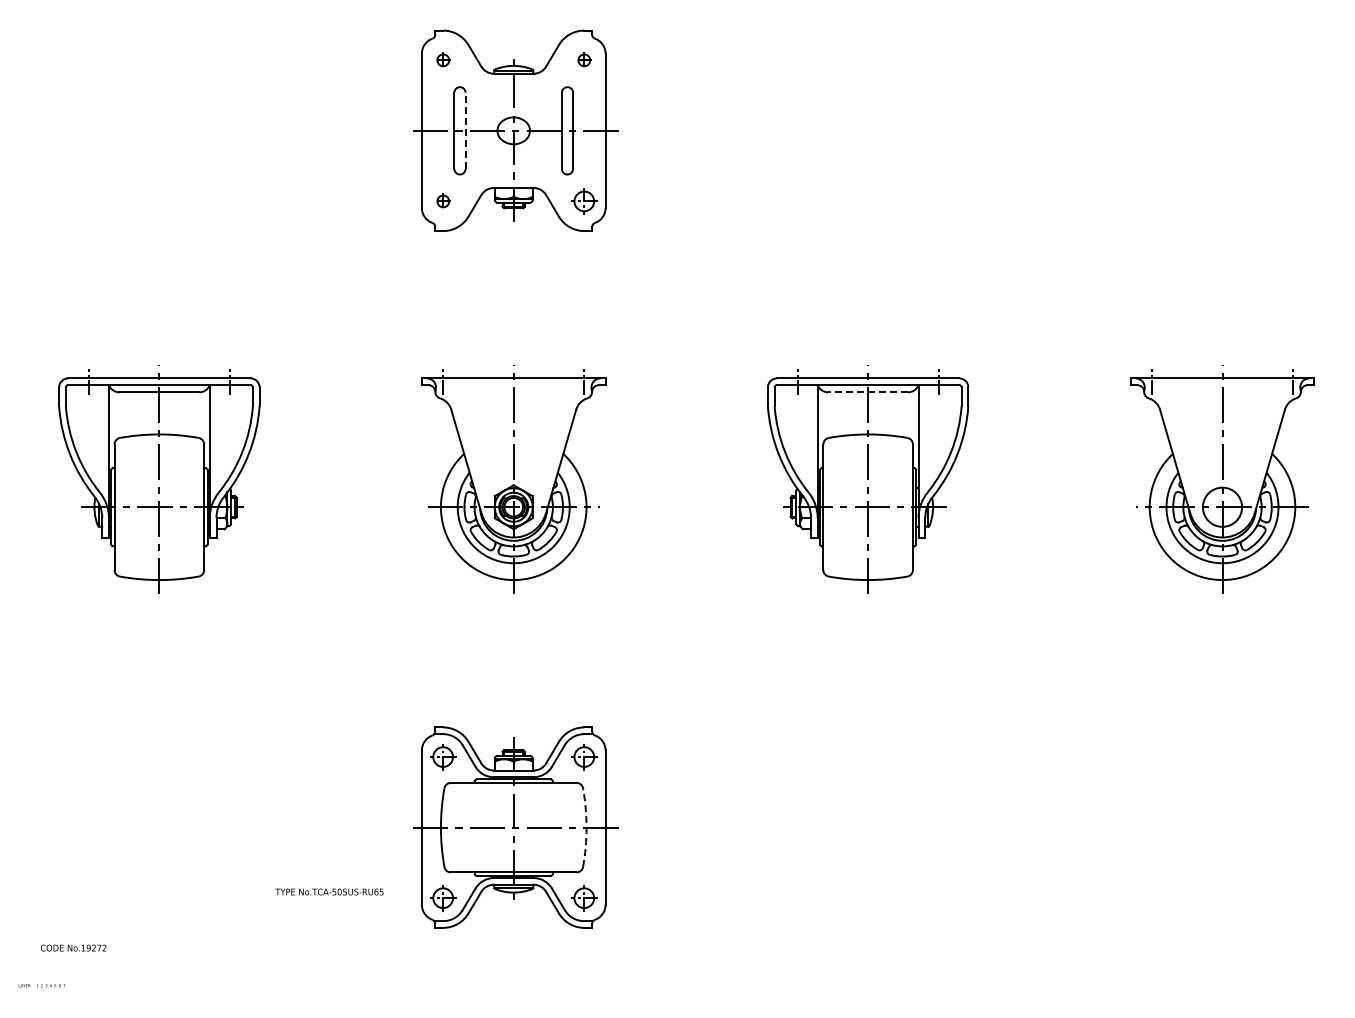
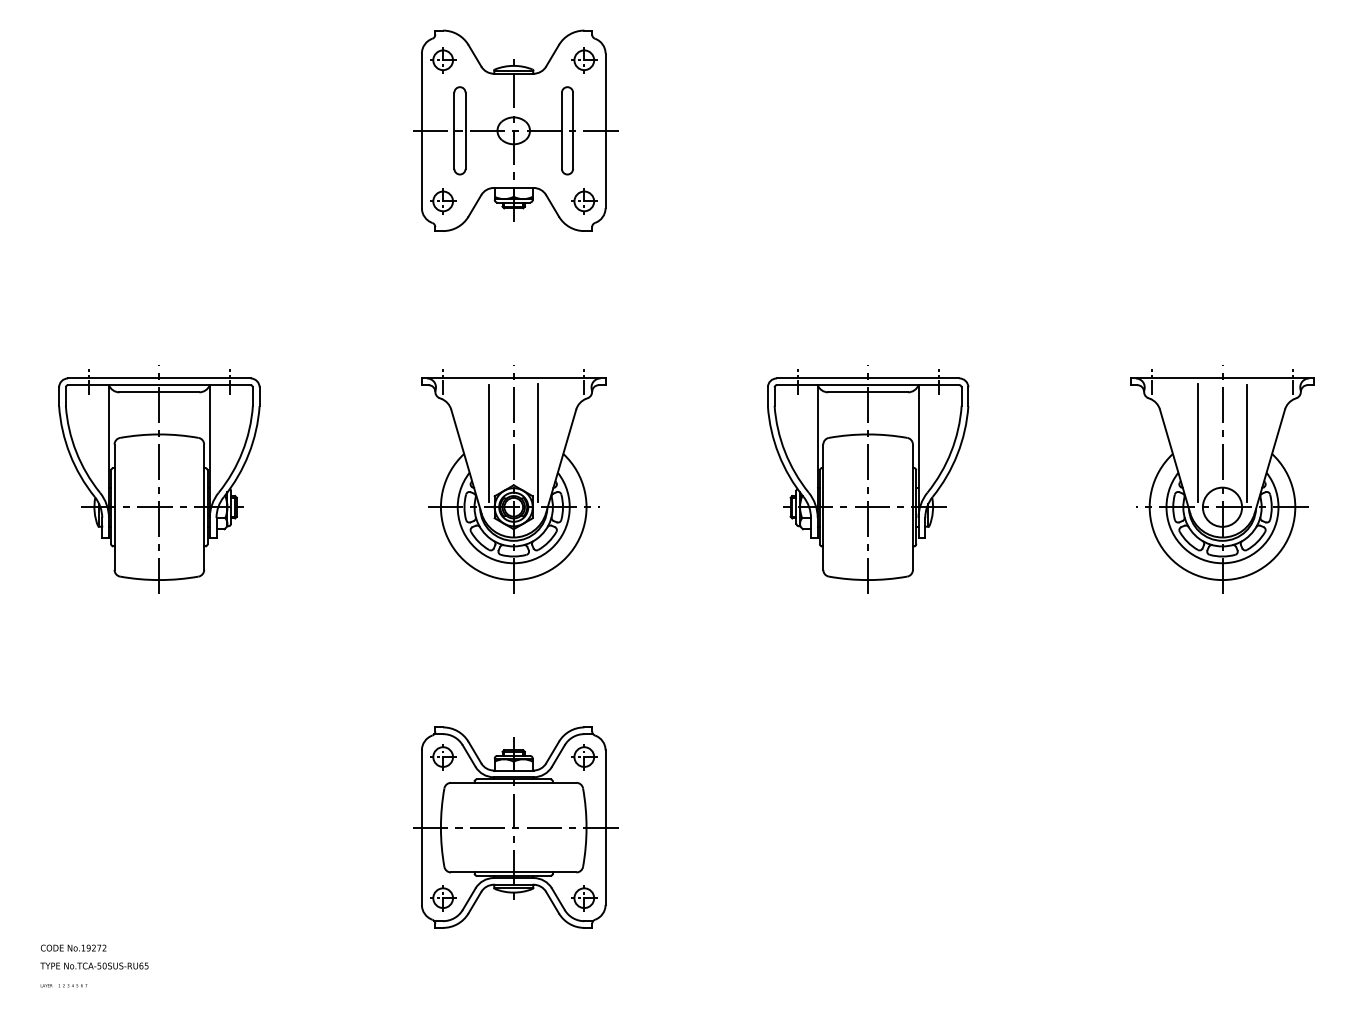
part size: 15x16 px -> 27x27 px (443, 60)
part size: 15x16 px -> 27x27 px (584, 60)
line: dashed -> solid (465, 130)
part size: 15x16 px -> 27x27 px (443, 201)
line: dashed -> solid (868, 392)
line: none -> present (489, 442)
line: none -> present (538, 442)
line: none -> present (1197, 442)
line: none -> present (1247, 442)
arc: dashed -> solid (586, 827)
text position: (329, 891) -> (94, 965) (94, 965)
text position: (41, 985) -> (63, 985) (63, 985)
